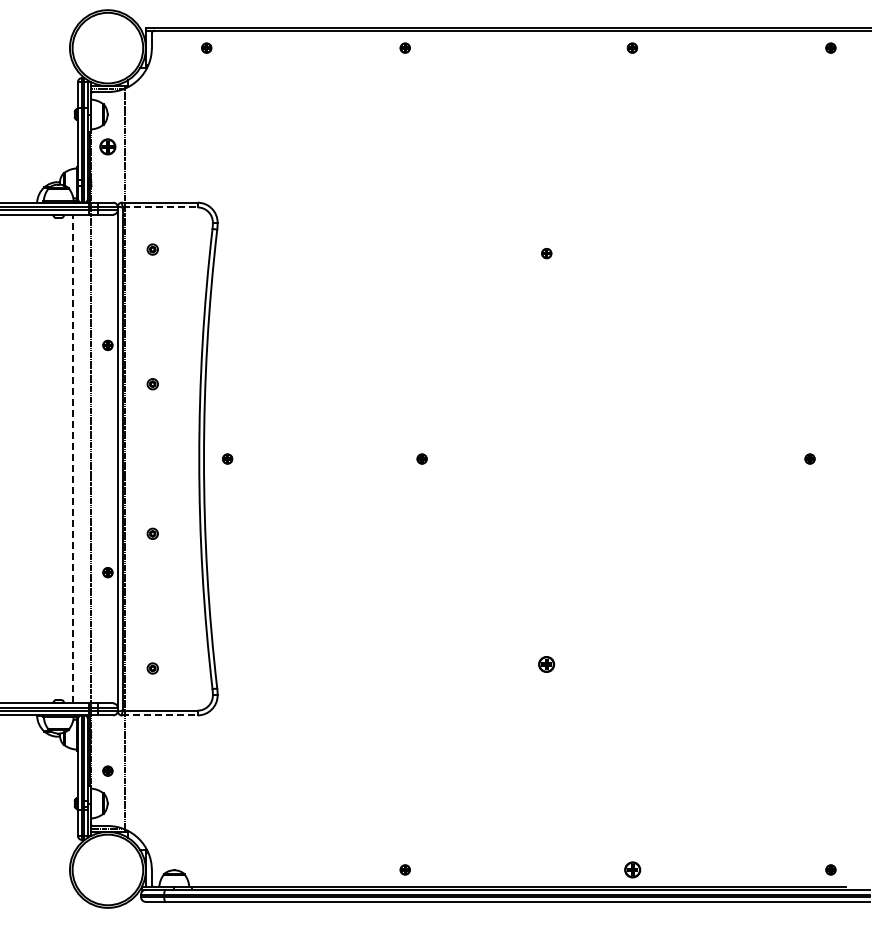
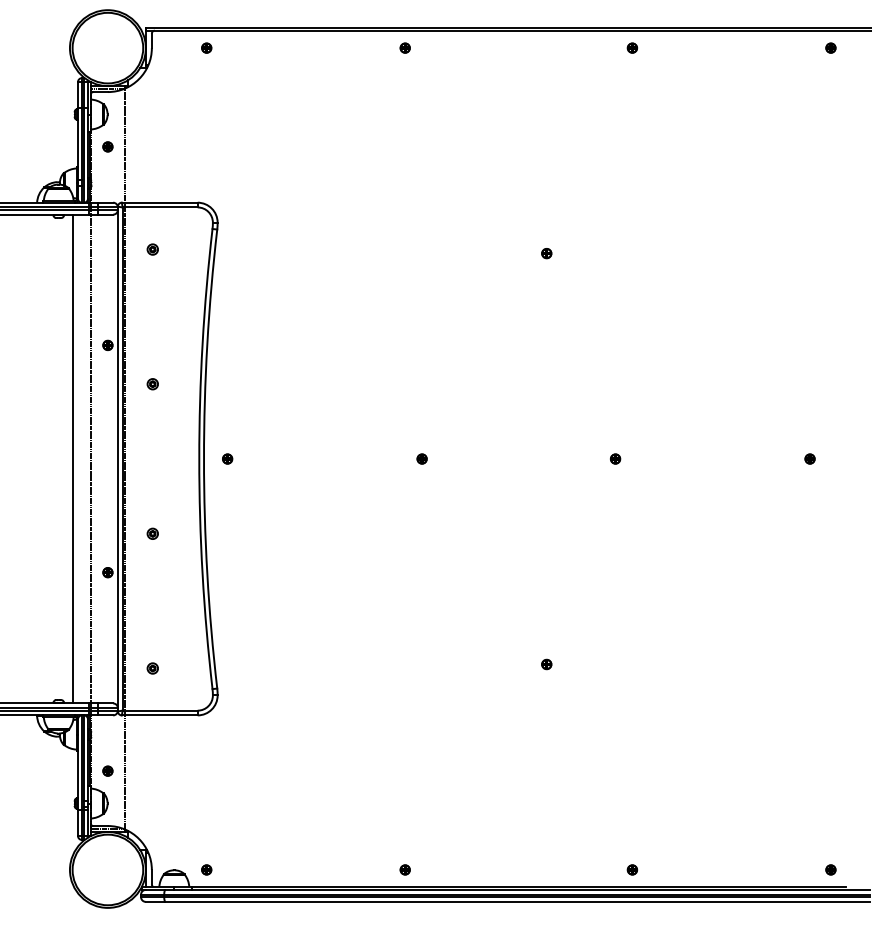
part size: 18x18 px -> 12x12 px (107, 146)
line: dashed -> solid (160, 207)
line: dashed -> solid (73, 458)
part: none -> present (615, 458)
part size: 18x17 px -> 12x13 px (546, 664)
line: dashed -> solid (159, 715)
part: none -> present (206, 869)
part size: 18x18 px -> 12x12 px (631, 869)
